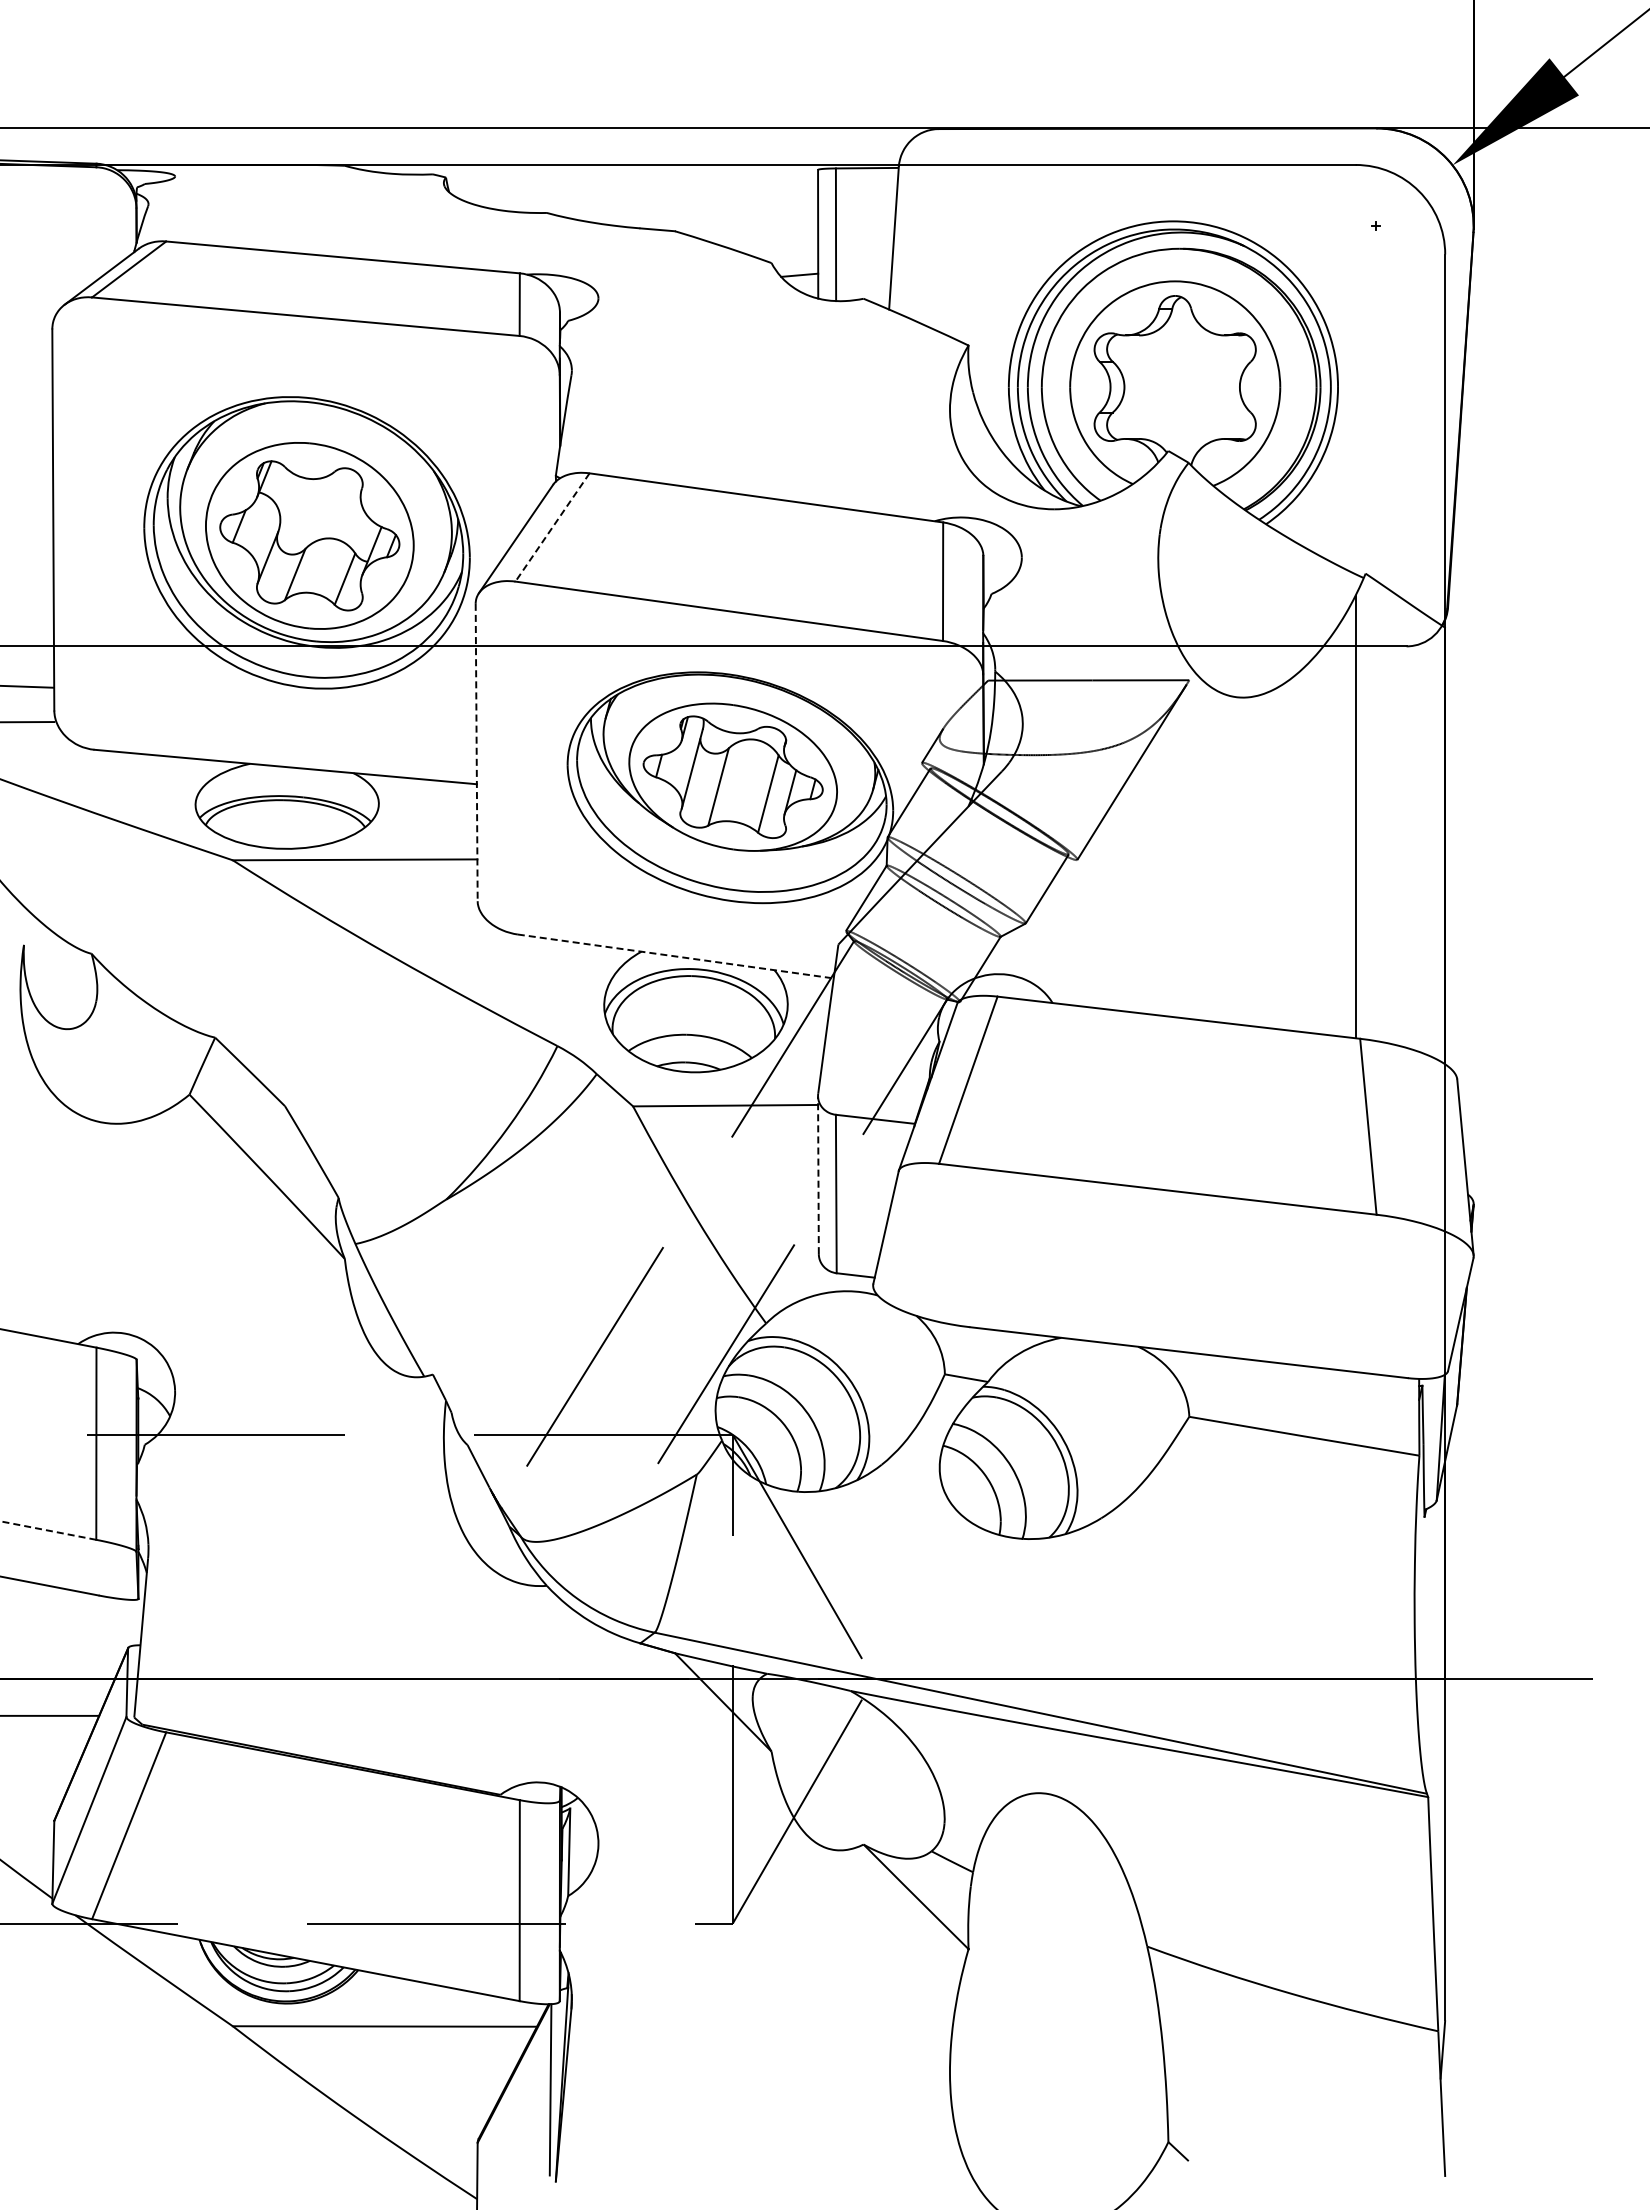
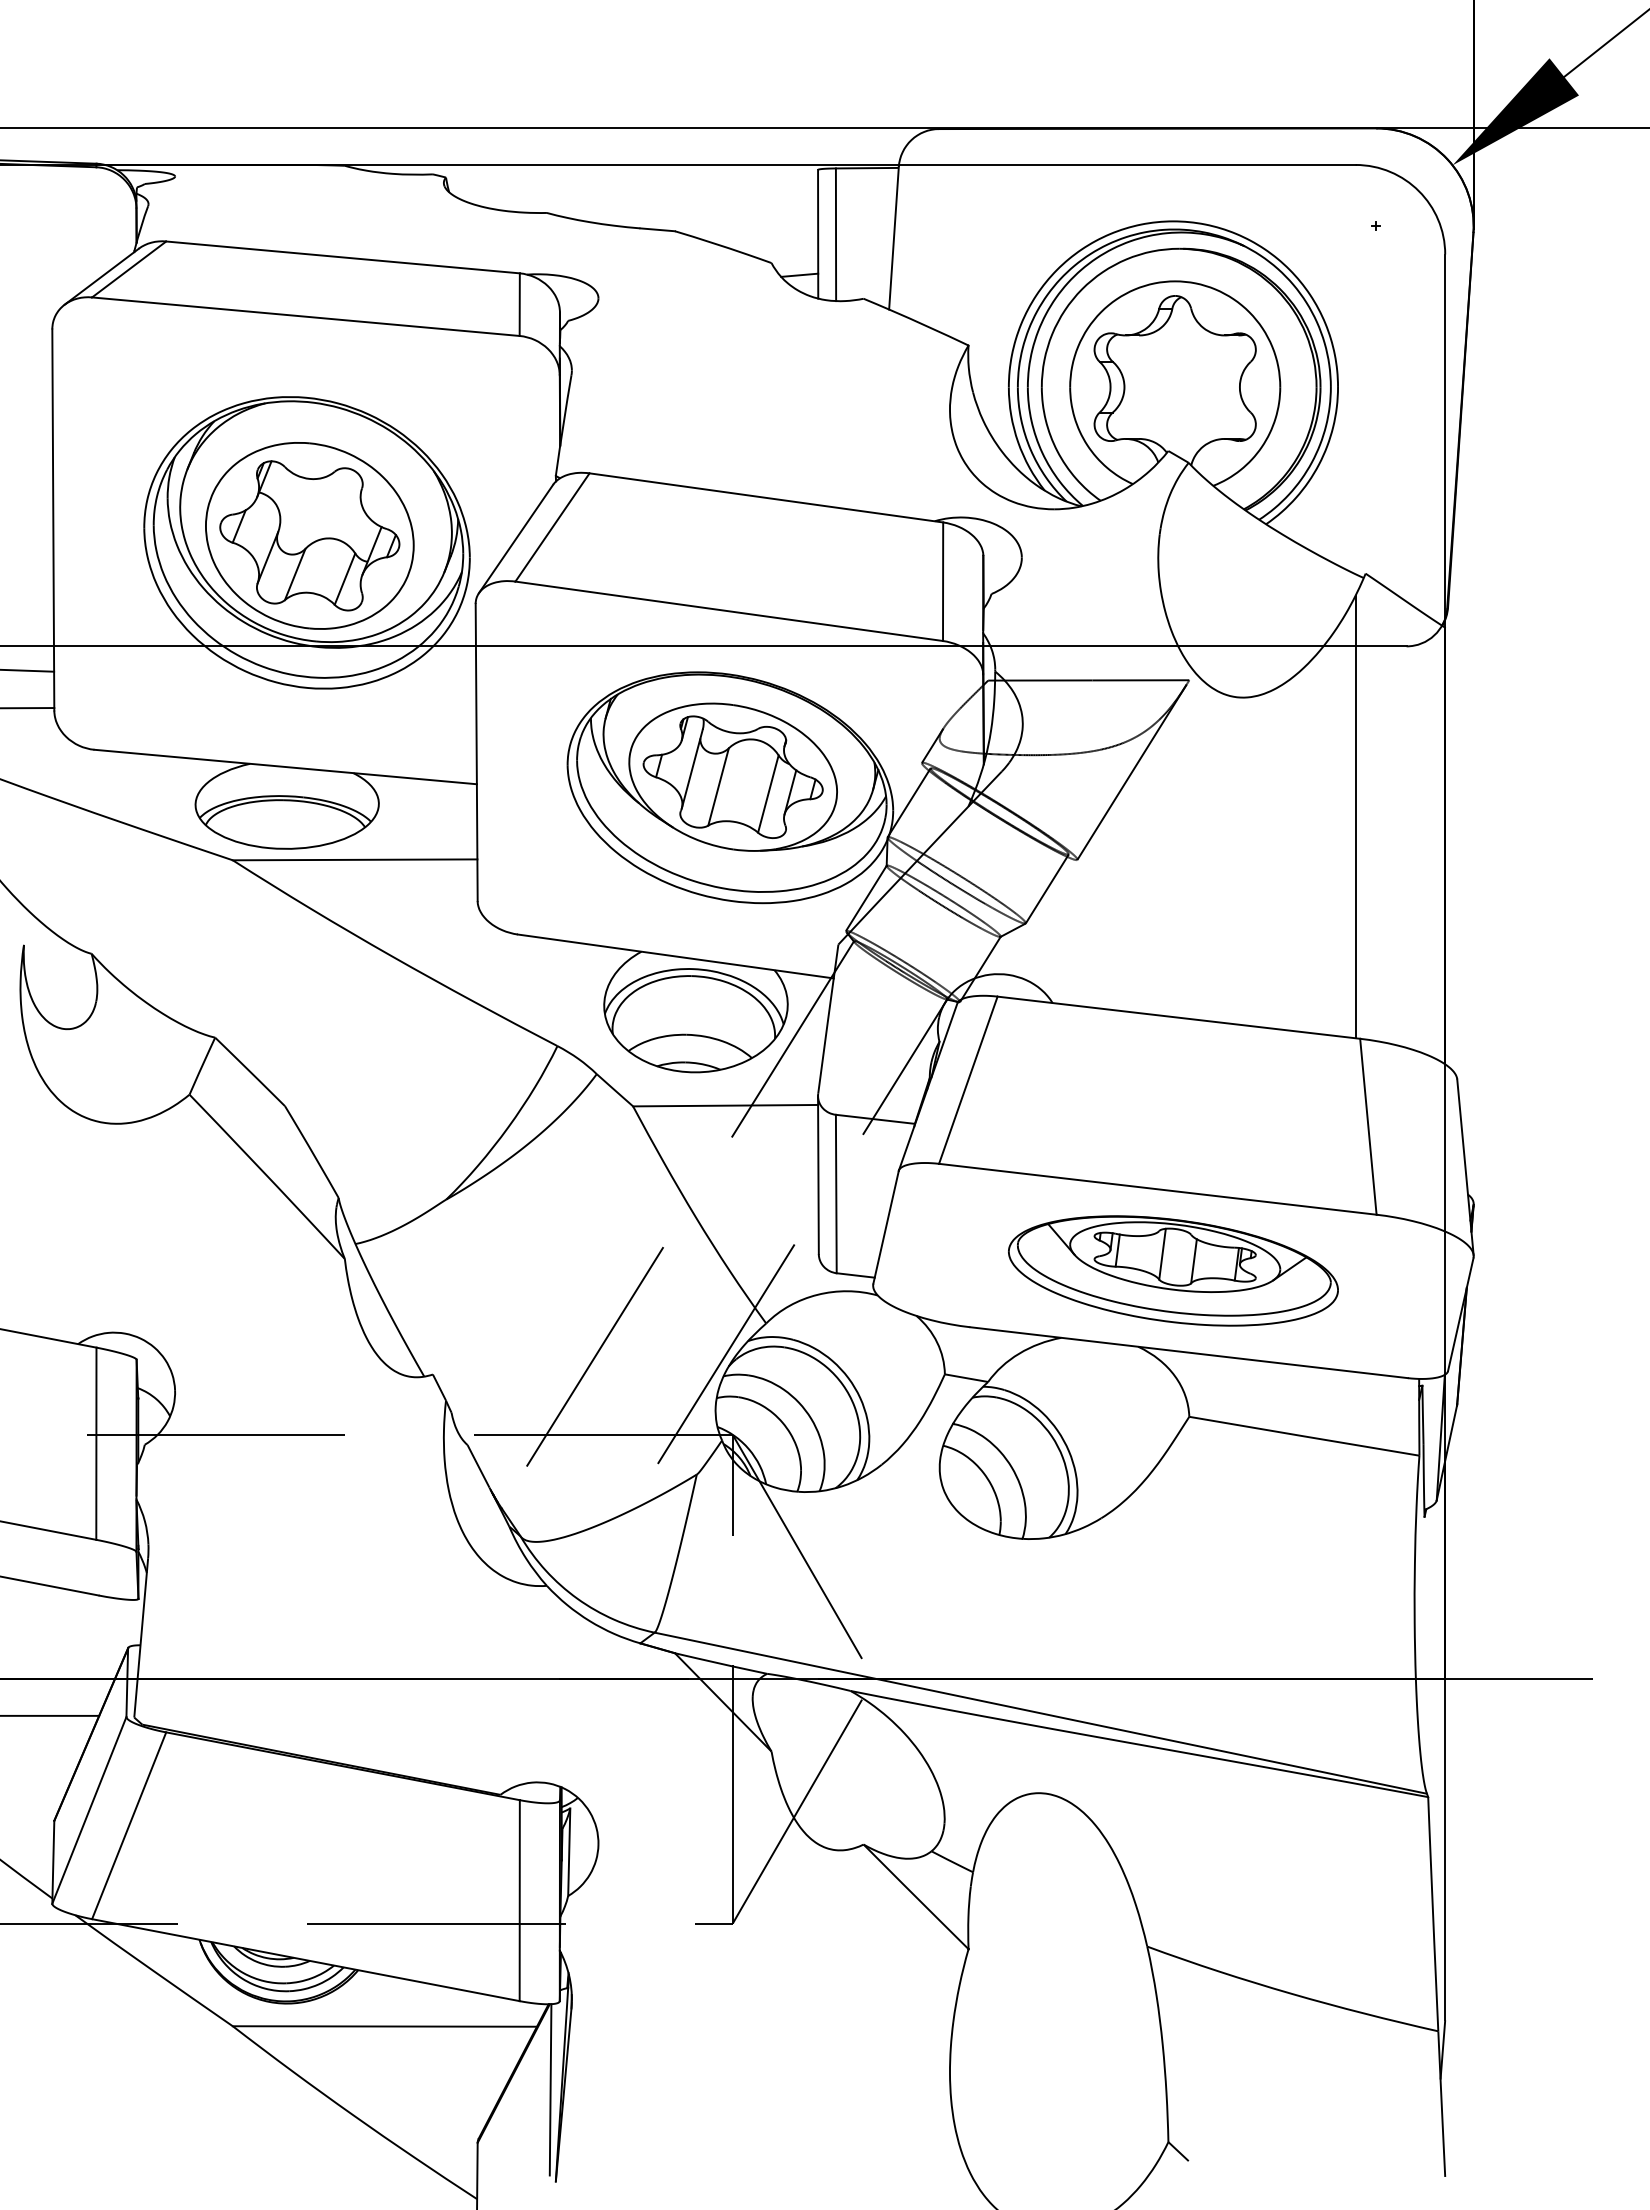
line: dashed -> solid (552, 527)
line position: (27, 686) -> (28, 670) (28, 670)
line position: (28, 722) -> (28, 708) (28, 708)
line: dashed -> solid (476, 752)
line: dashed -> solid (676, 956)
line: dashed -> solid (818, 1175)
part: none -> present (1173, 1270)
line: dashed -> solid (48, 1530)
